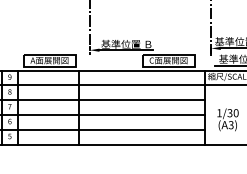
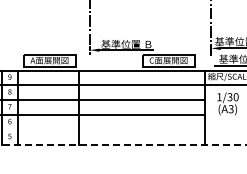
text position: (227, 119) -> (227, 103) (227, 103)
line: present -> none (103, 129)
line: solid -> dashed (123, 144)
